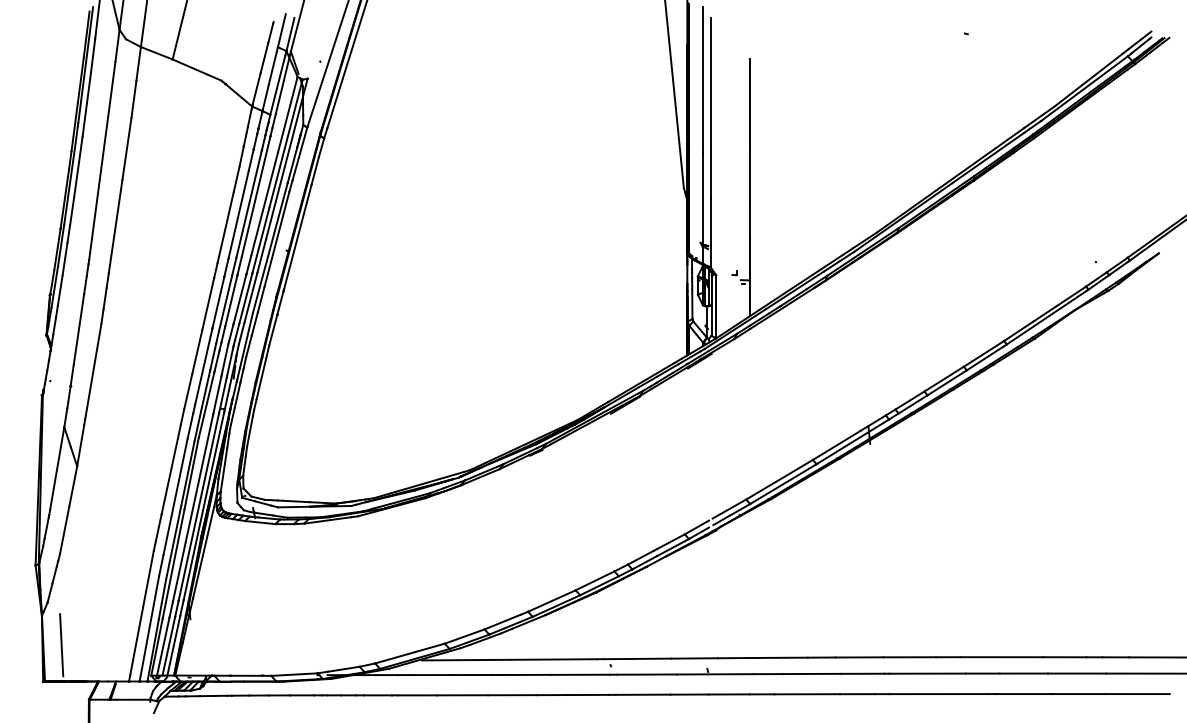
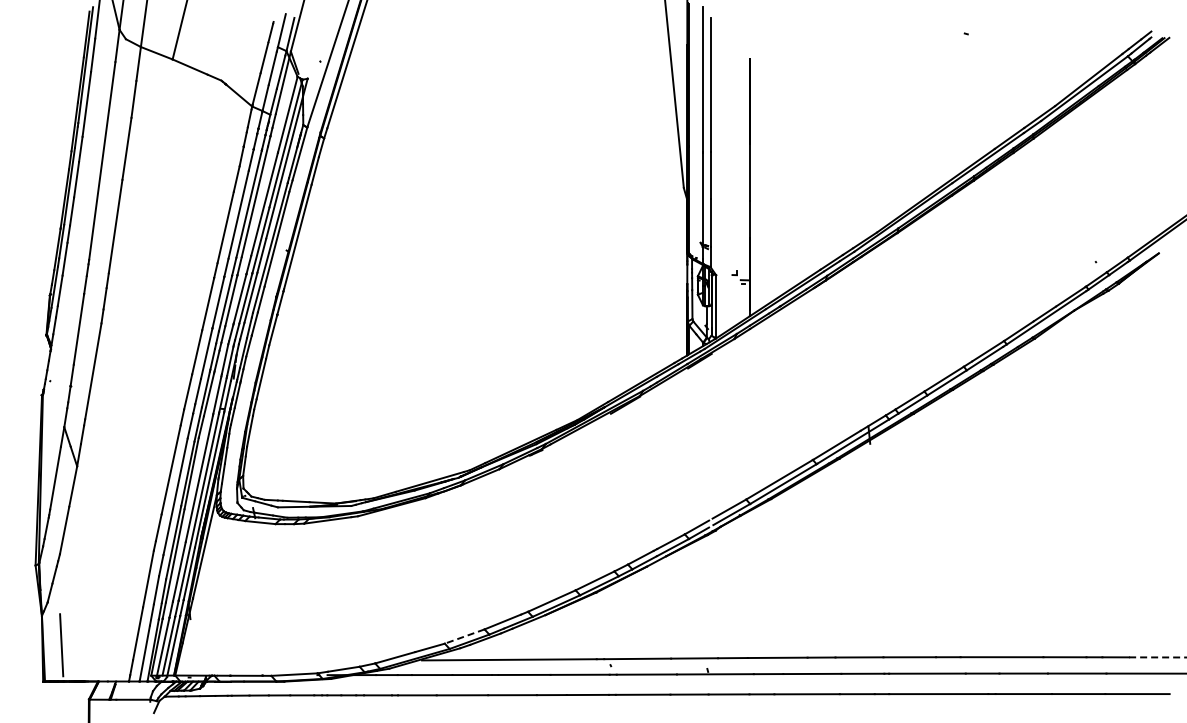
line: solid -> dashed (464, 636)
line: solid -> dashed (1157, 657)
